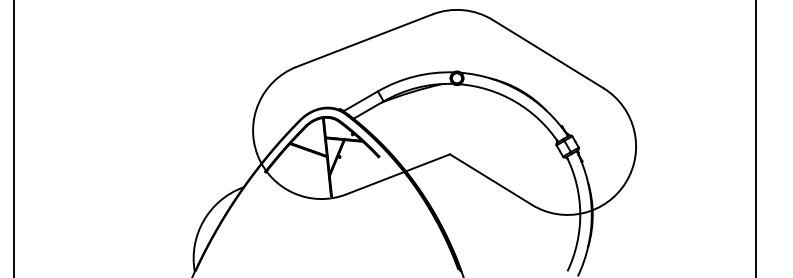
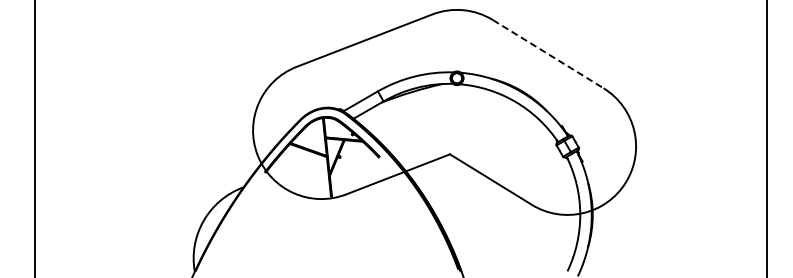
line: solid -> dashed (548, 54)
line position: (13, 138) -> (34, 138) (34, 138)
line position: (756, 138) -> (767, 138) (767, 138)
